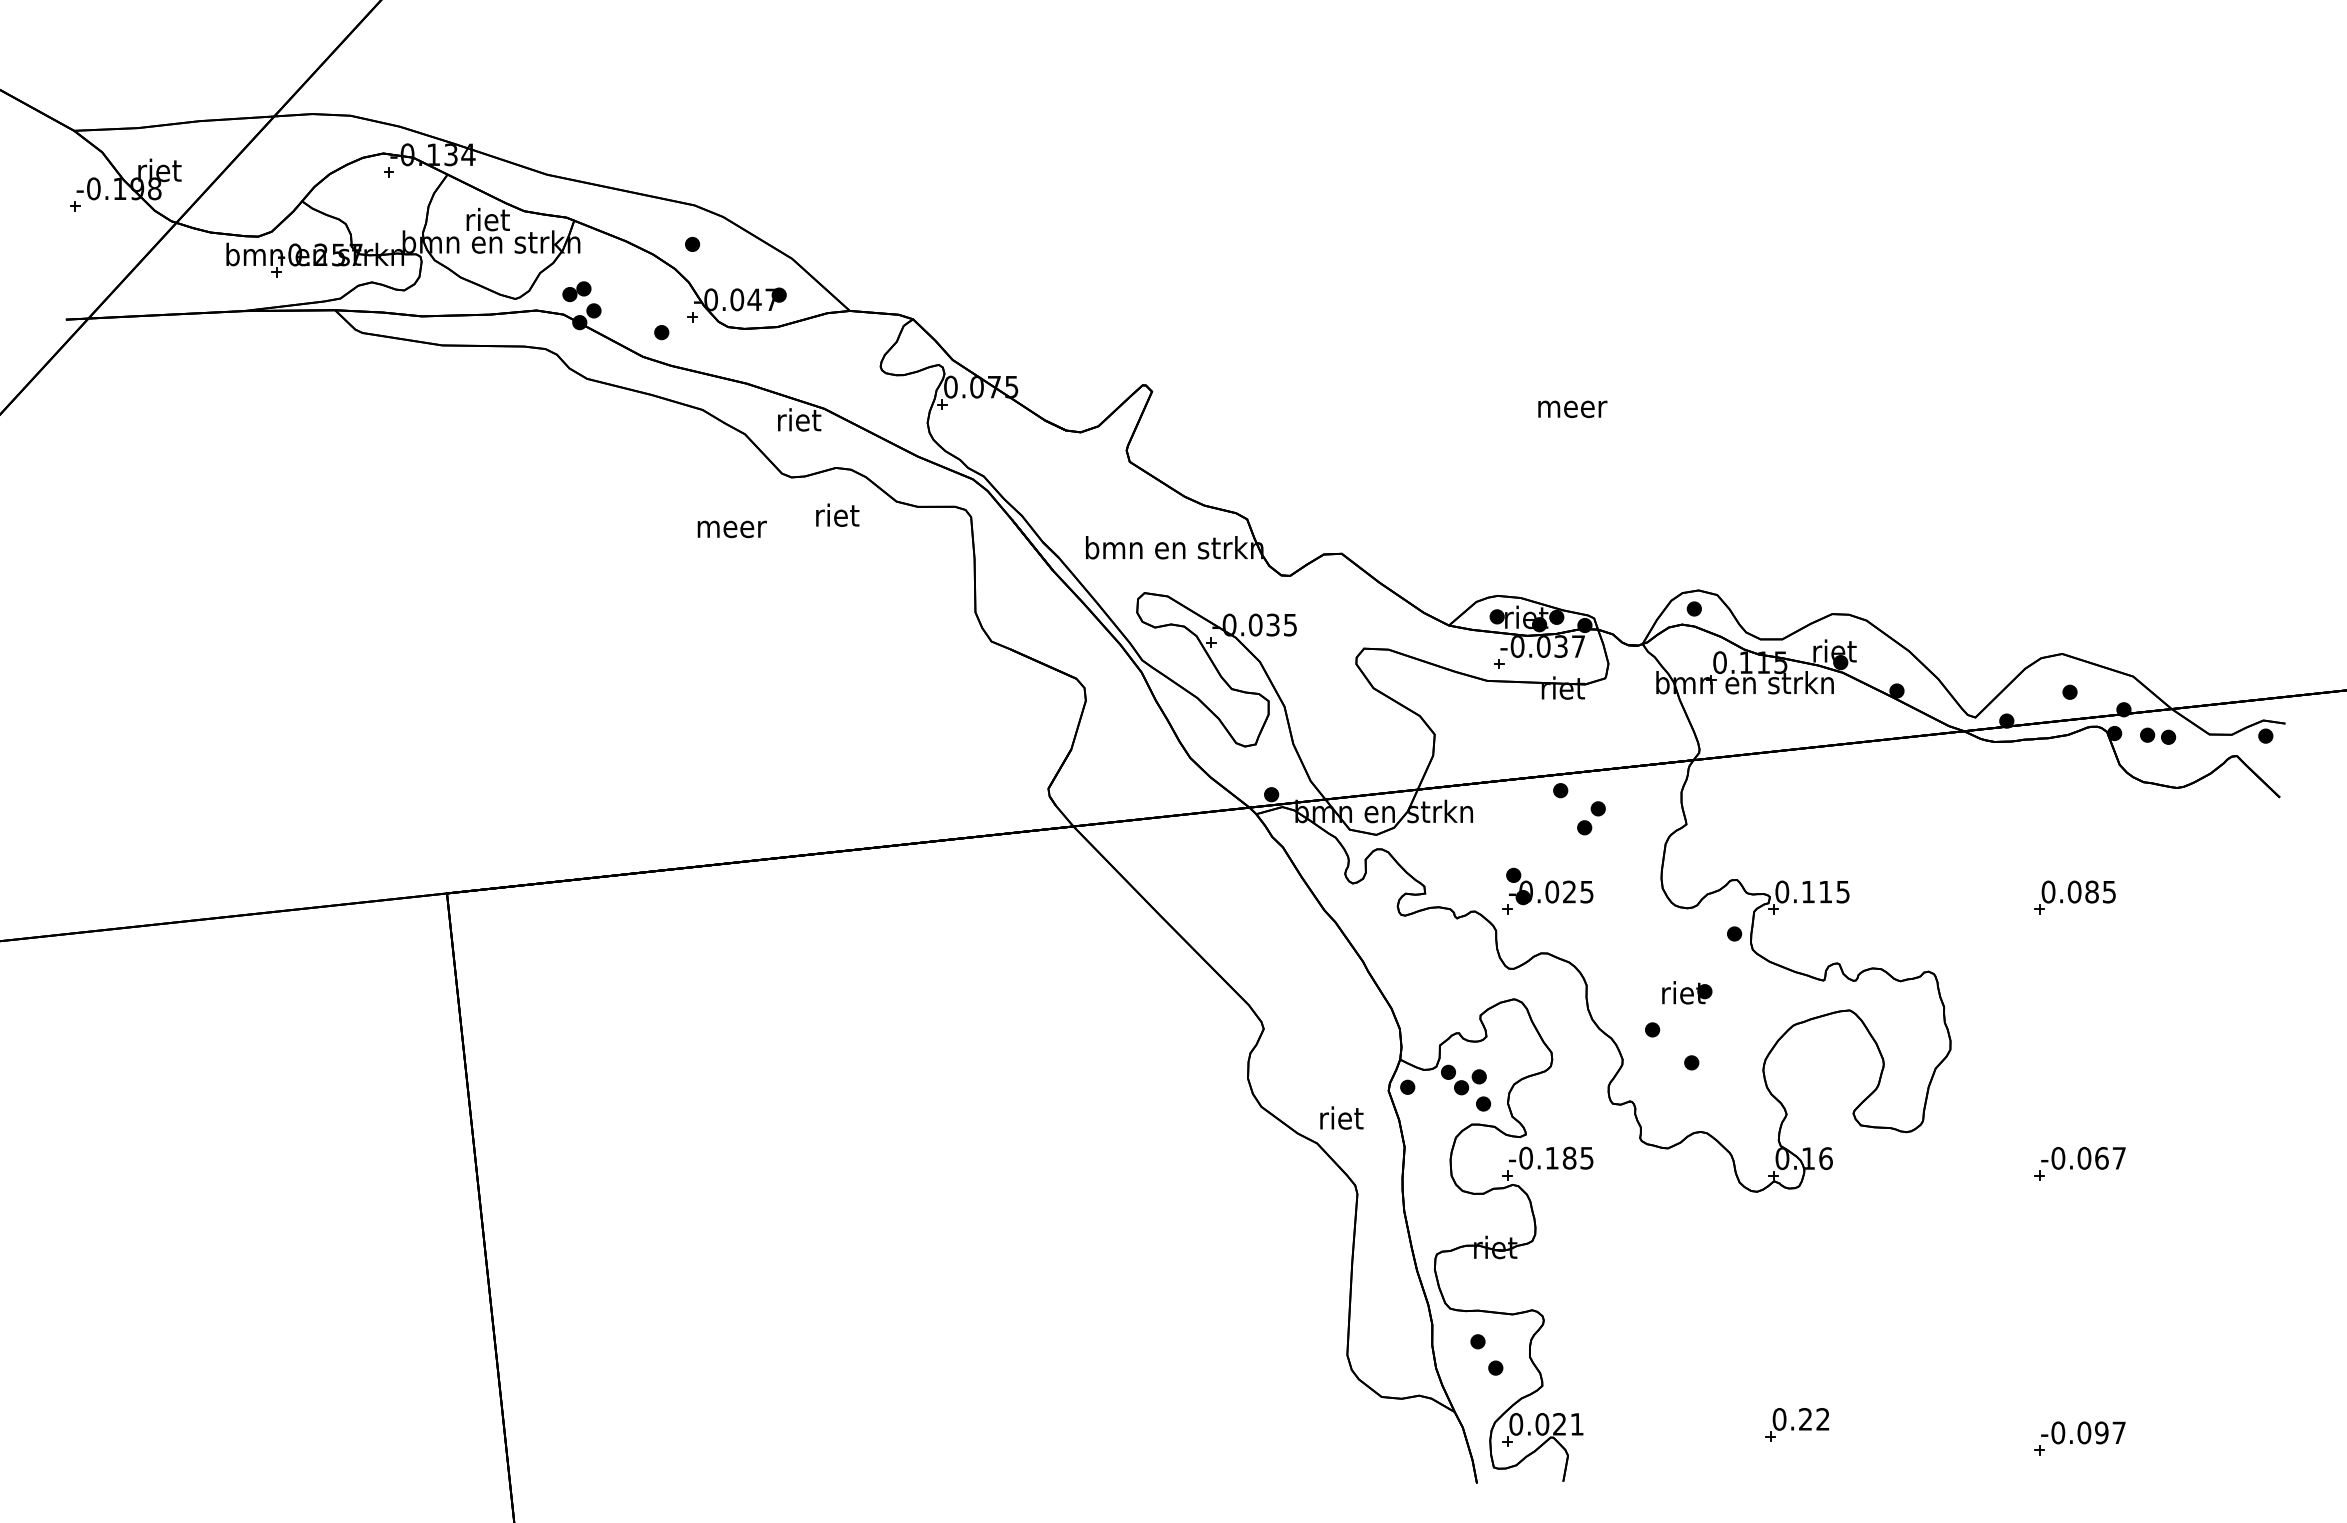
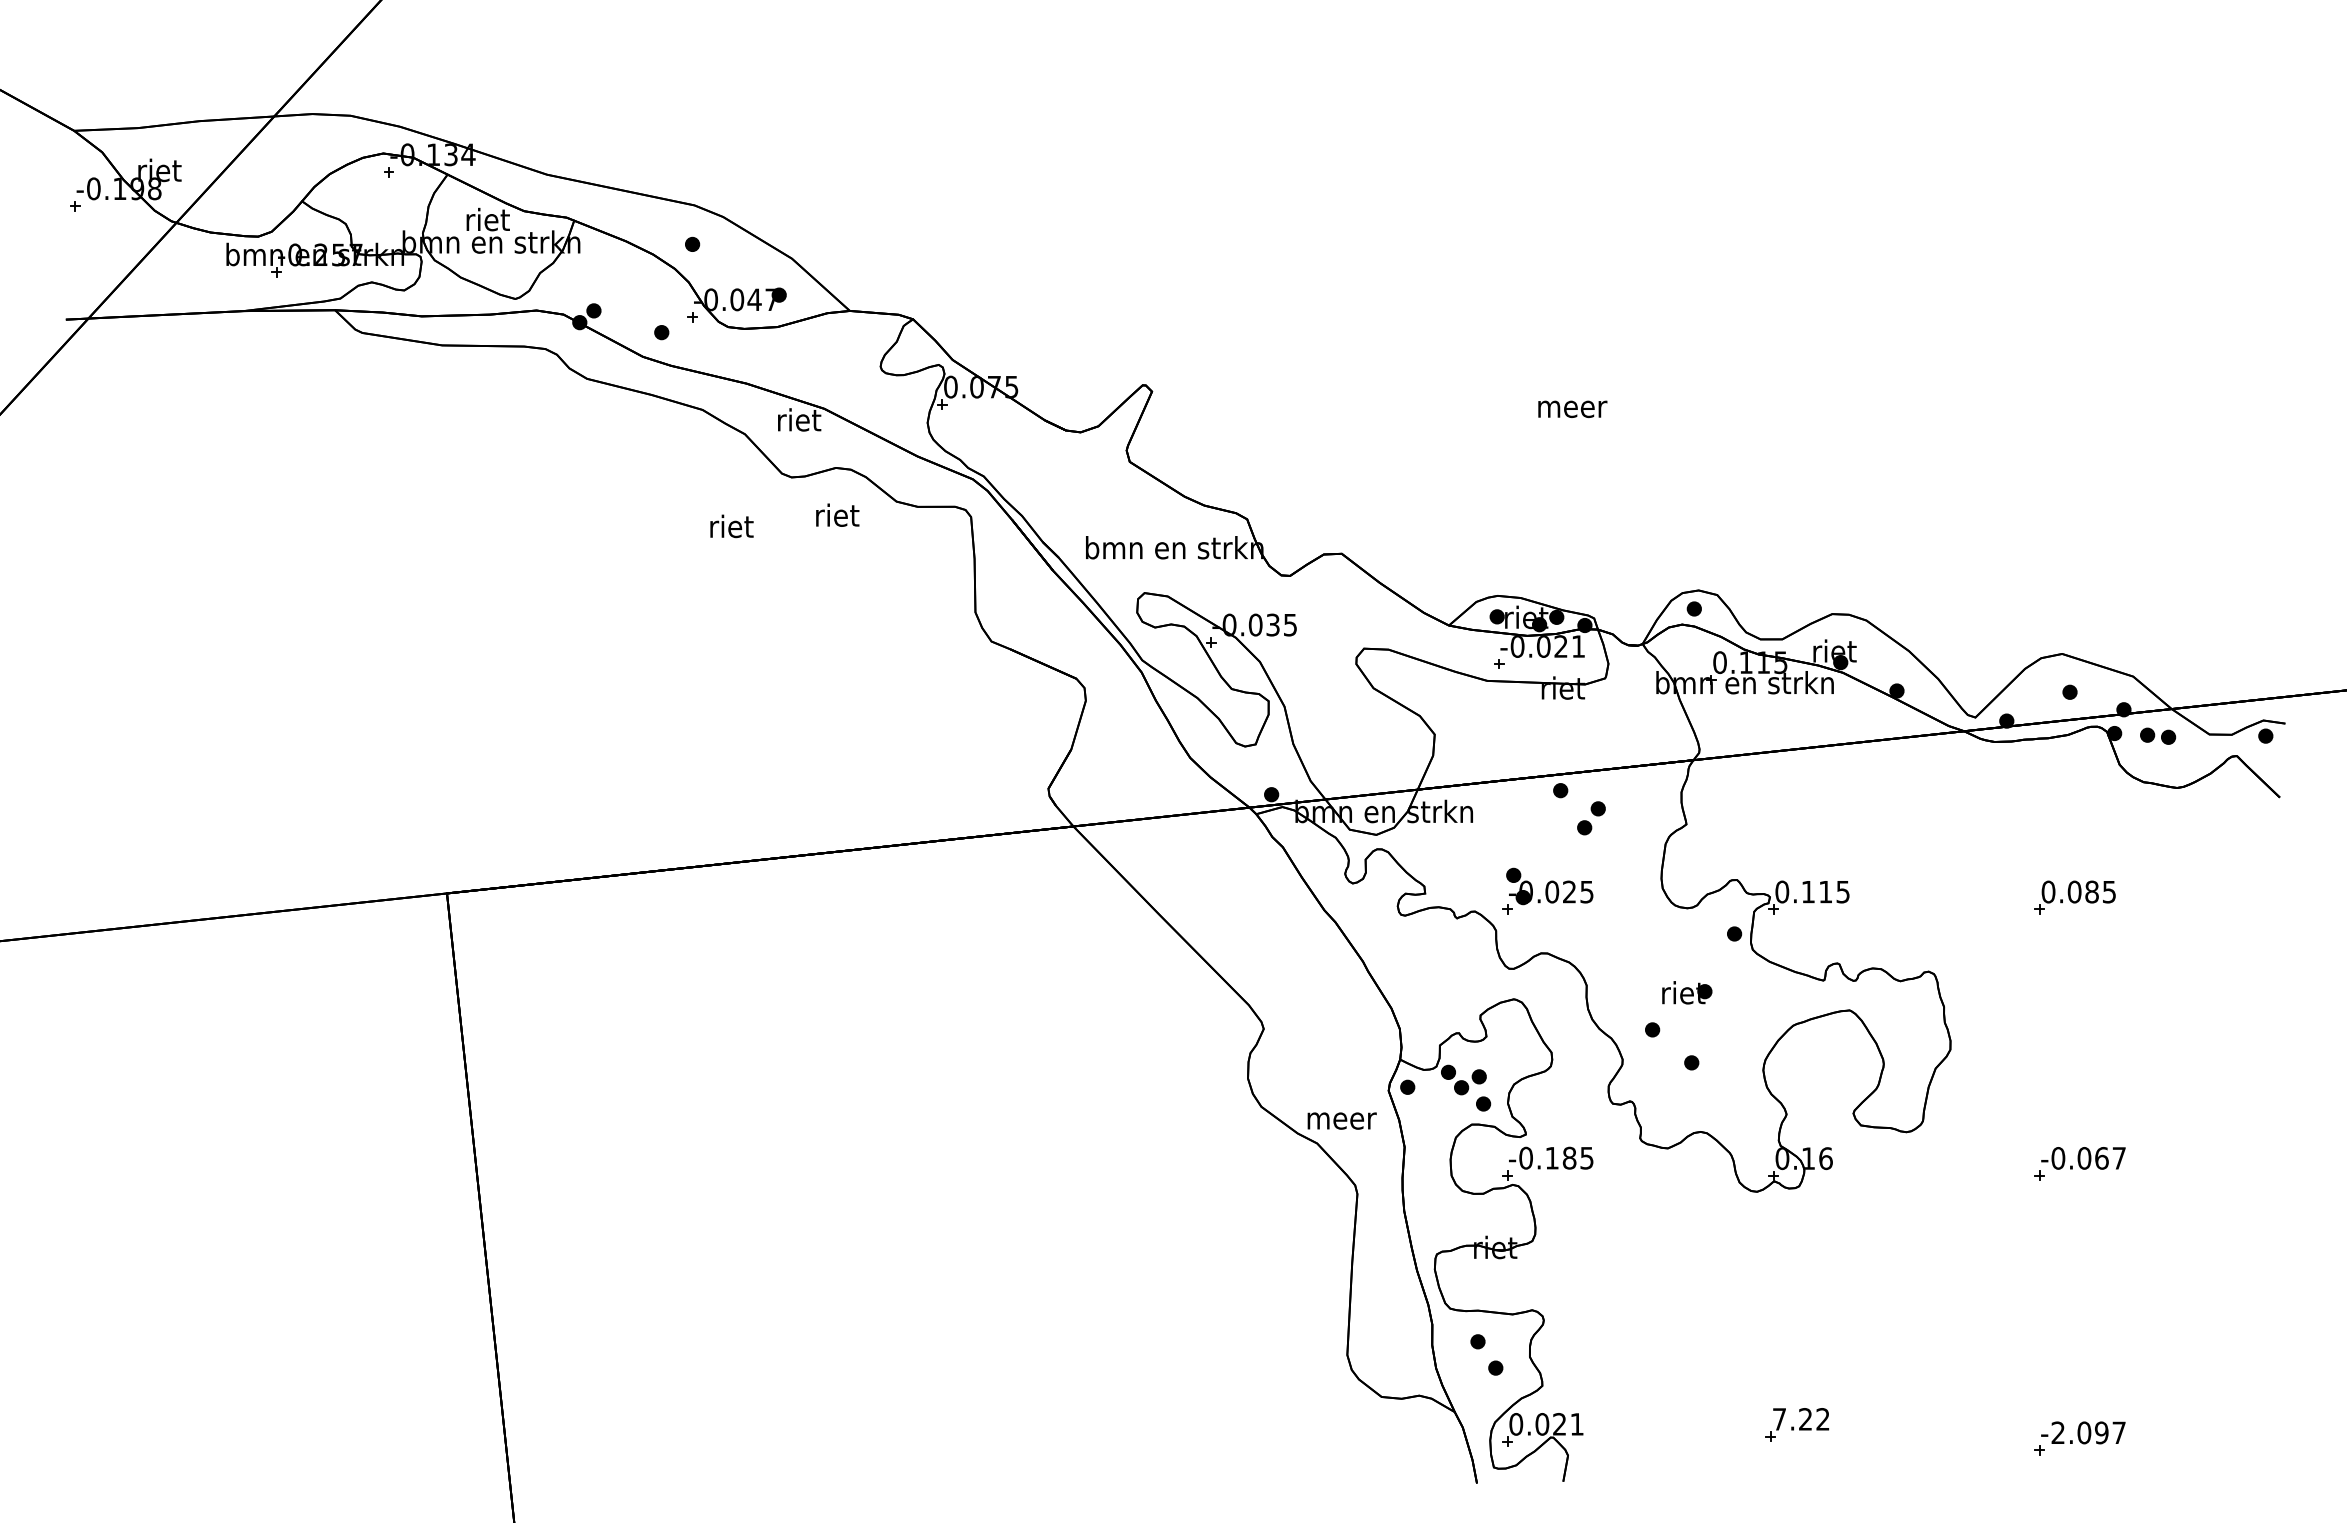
part: present -> none (576, 291)
text: meer -> riet (731, 526)
text: -0.037 -> -0.021 (1569, 646)
text: riet -> meer (1341, 1117)
text: 0.22 -> 7.22 (1779, 1419)
text: -0.097 -> -2.097 (2058, 1432)
